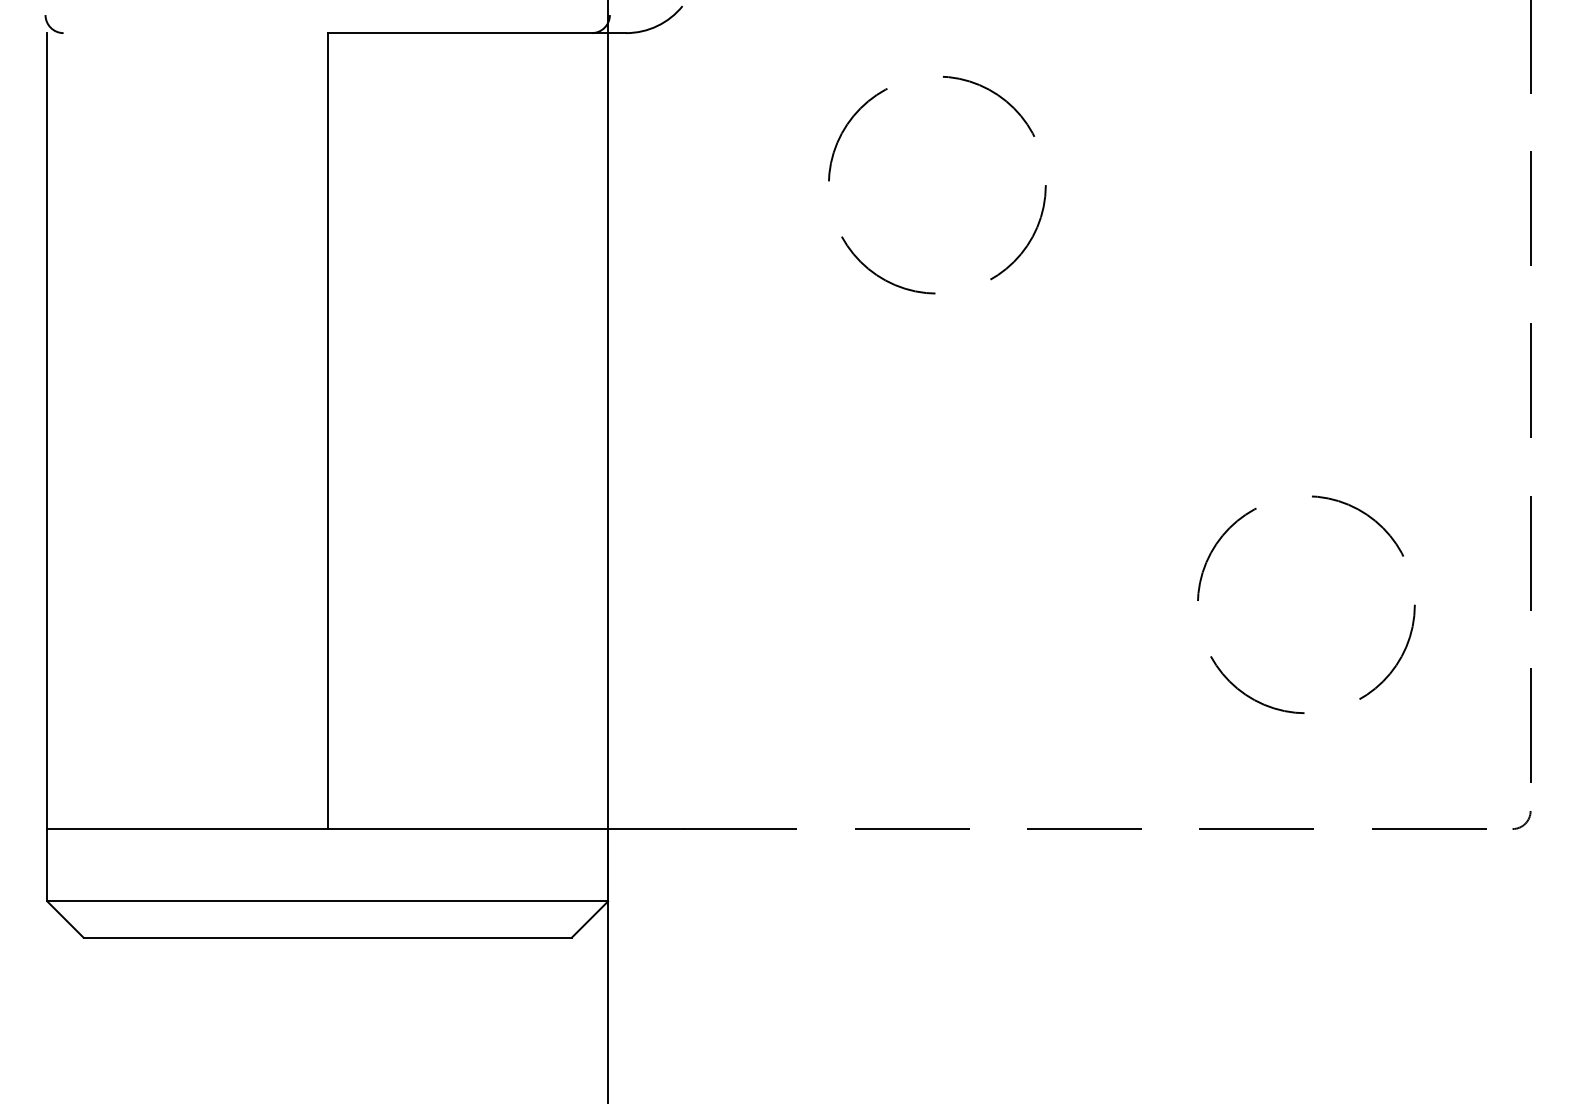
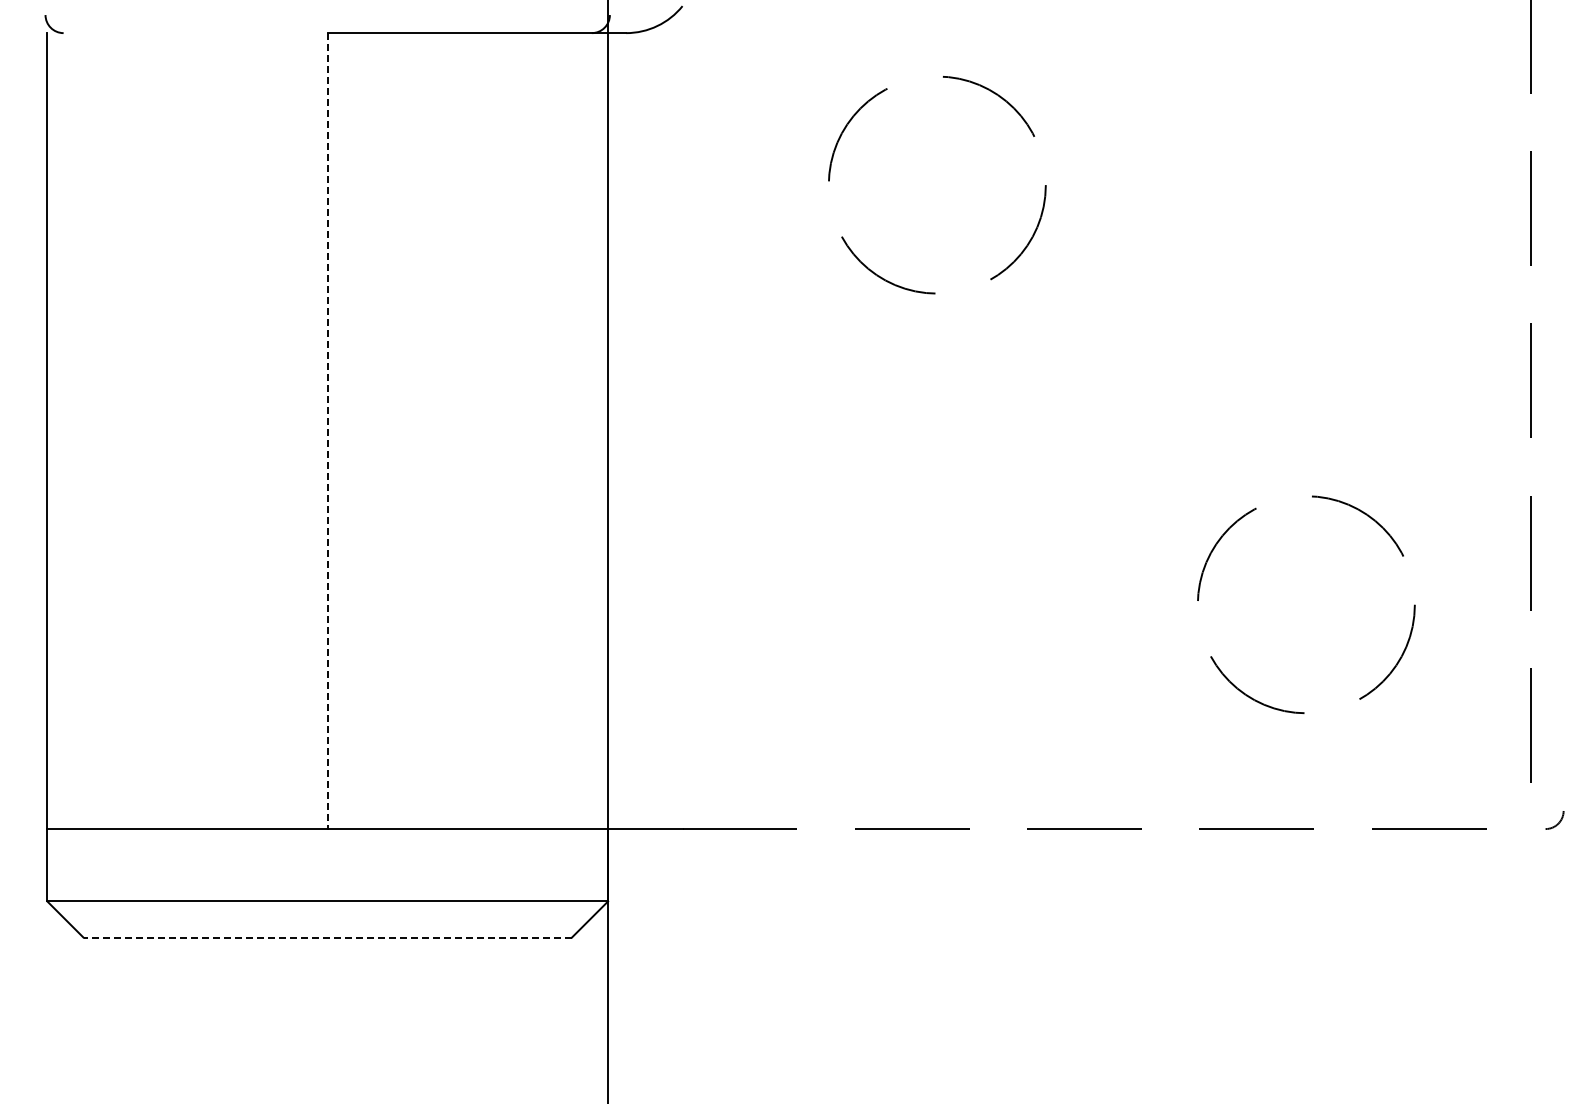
line: solid -> dashed (327, 431)
arc position: (1522, 824) -> (1555, 824) (1555, 824)
line: solid -> dashed (327, 937)
